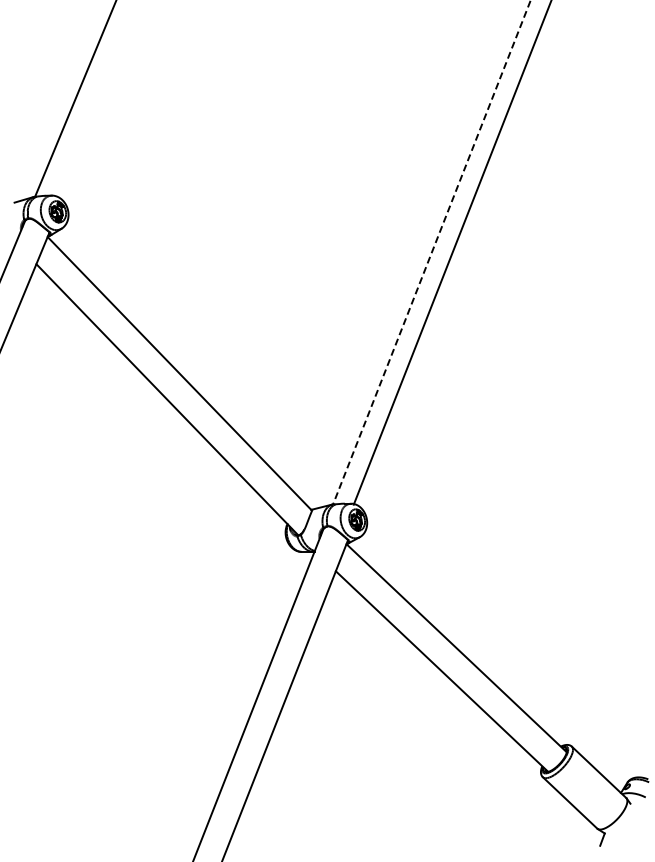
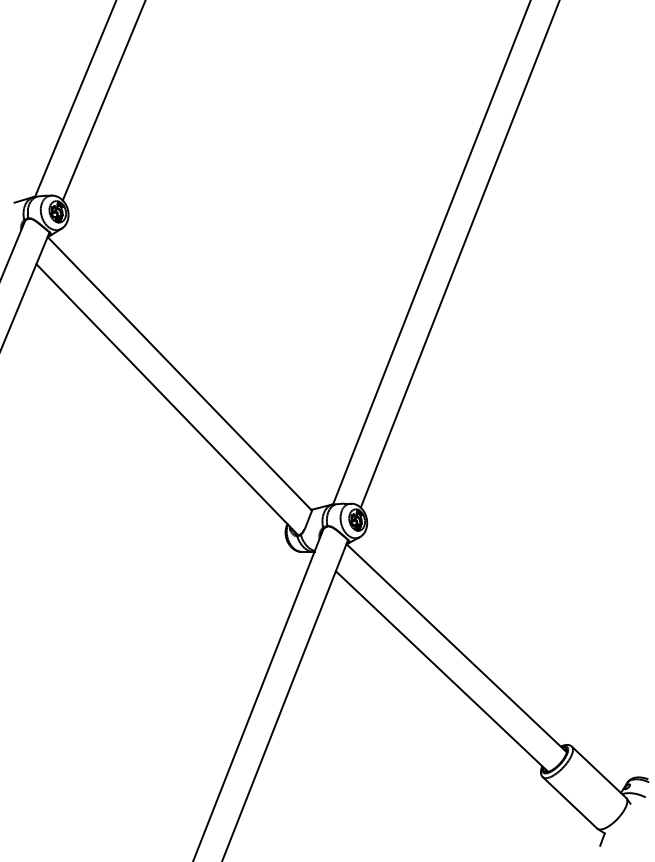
line: none -> present (103, 101)
line: dashed -> solid (431, 253)
line position: (451, 253) -> (459, 254) (459, 254)
